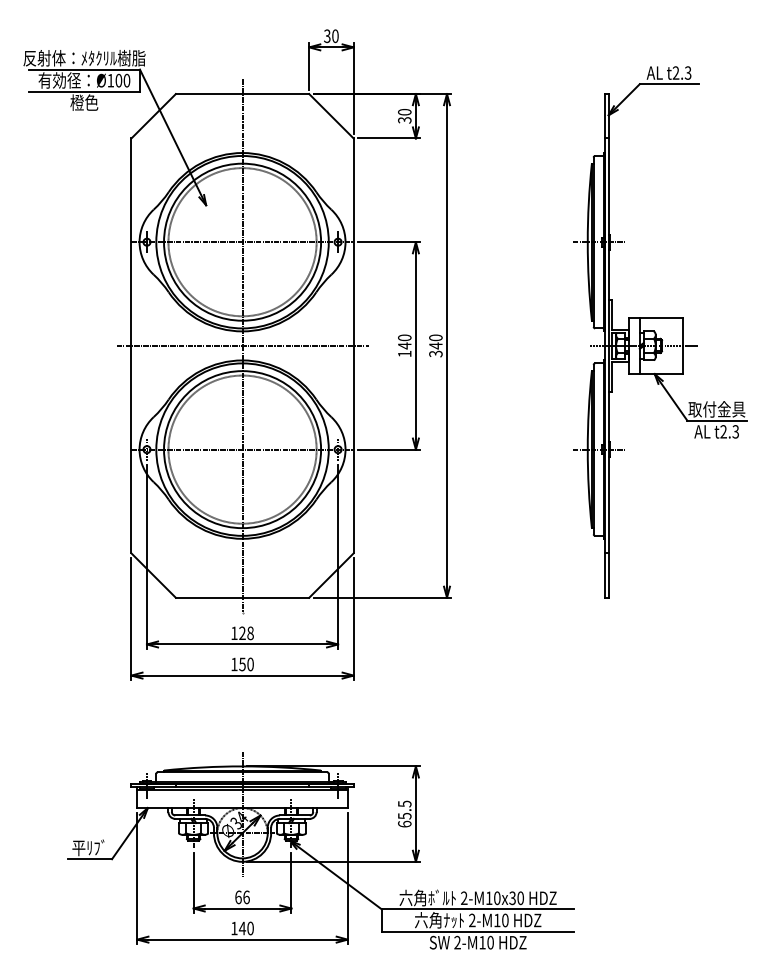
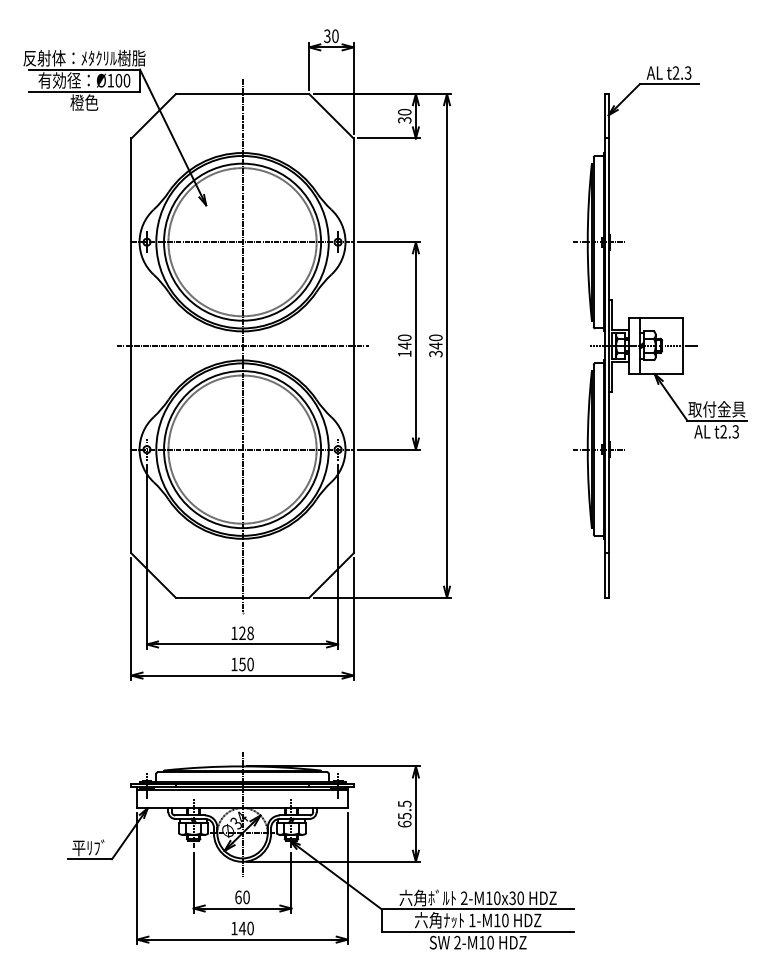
text: 66 -> 60 (246, 896)
text: 2-M10 -> 1-M10 (472, 920)
